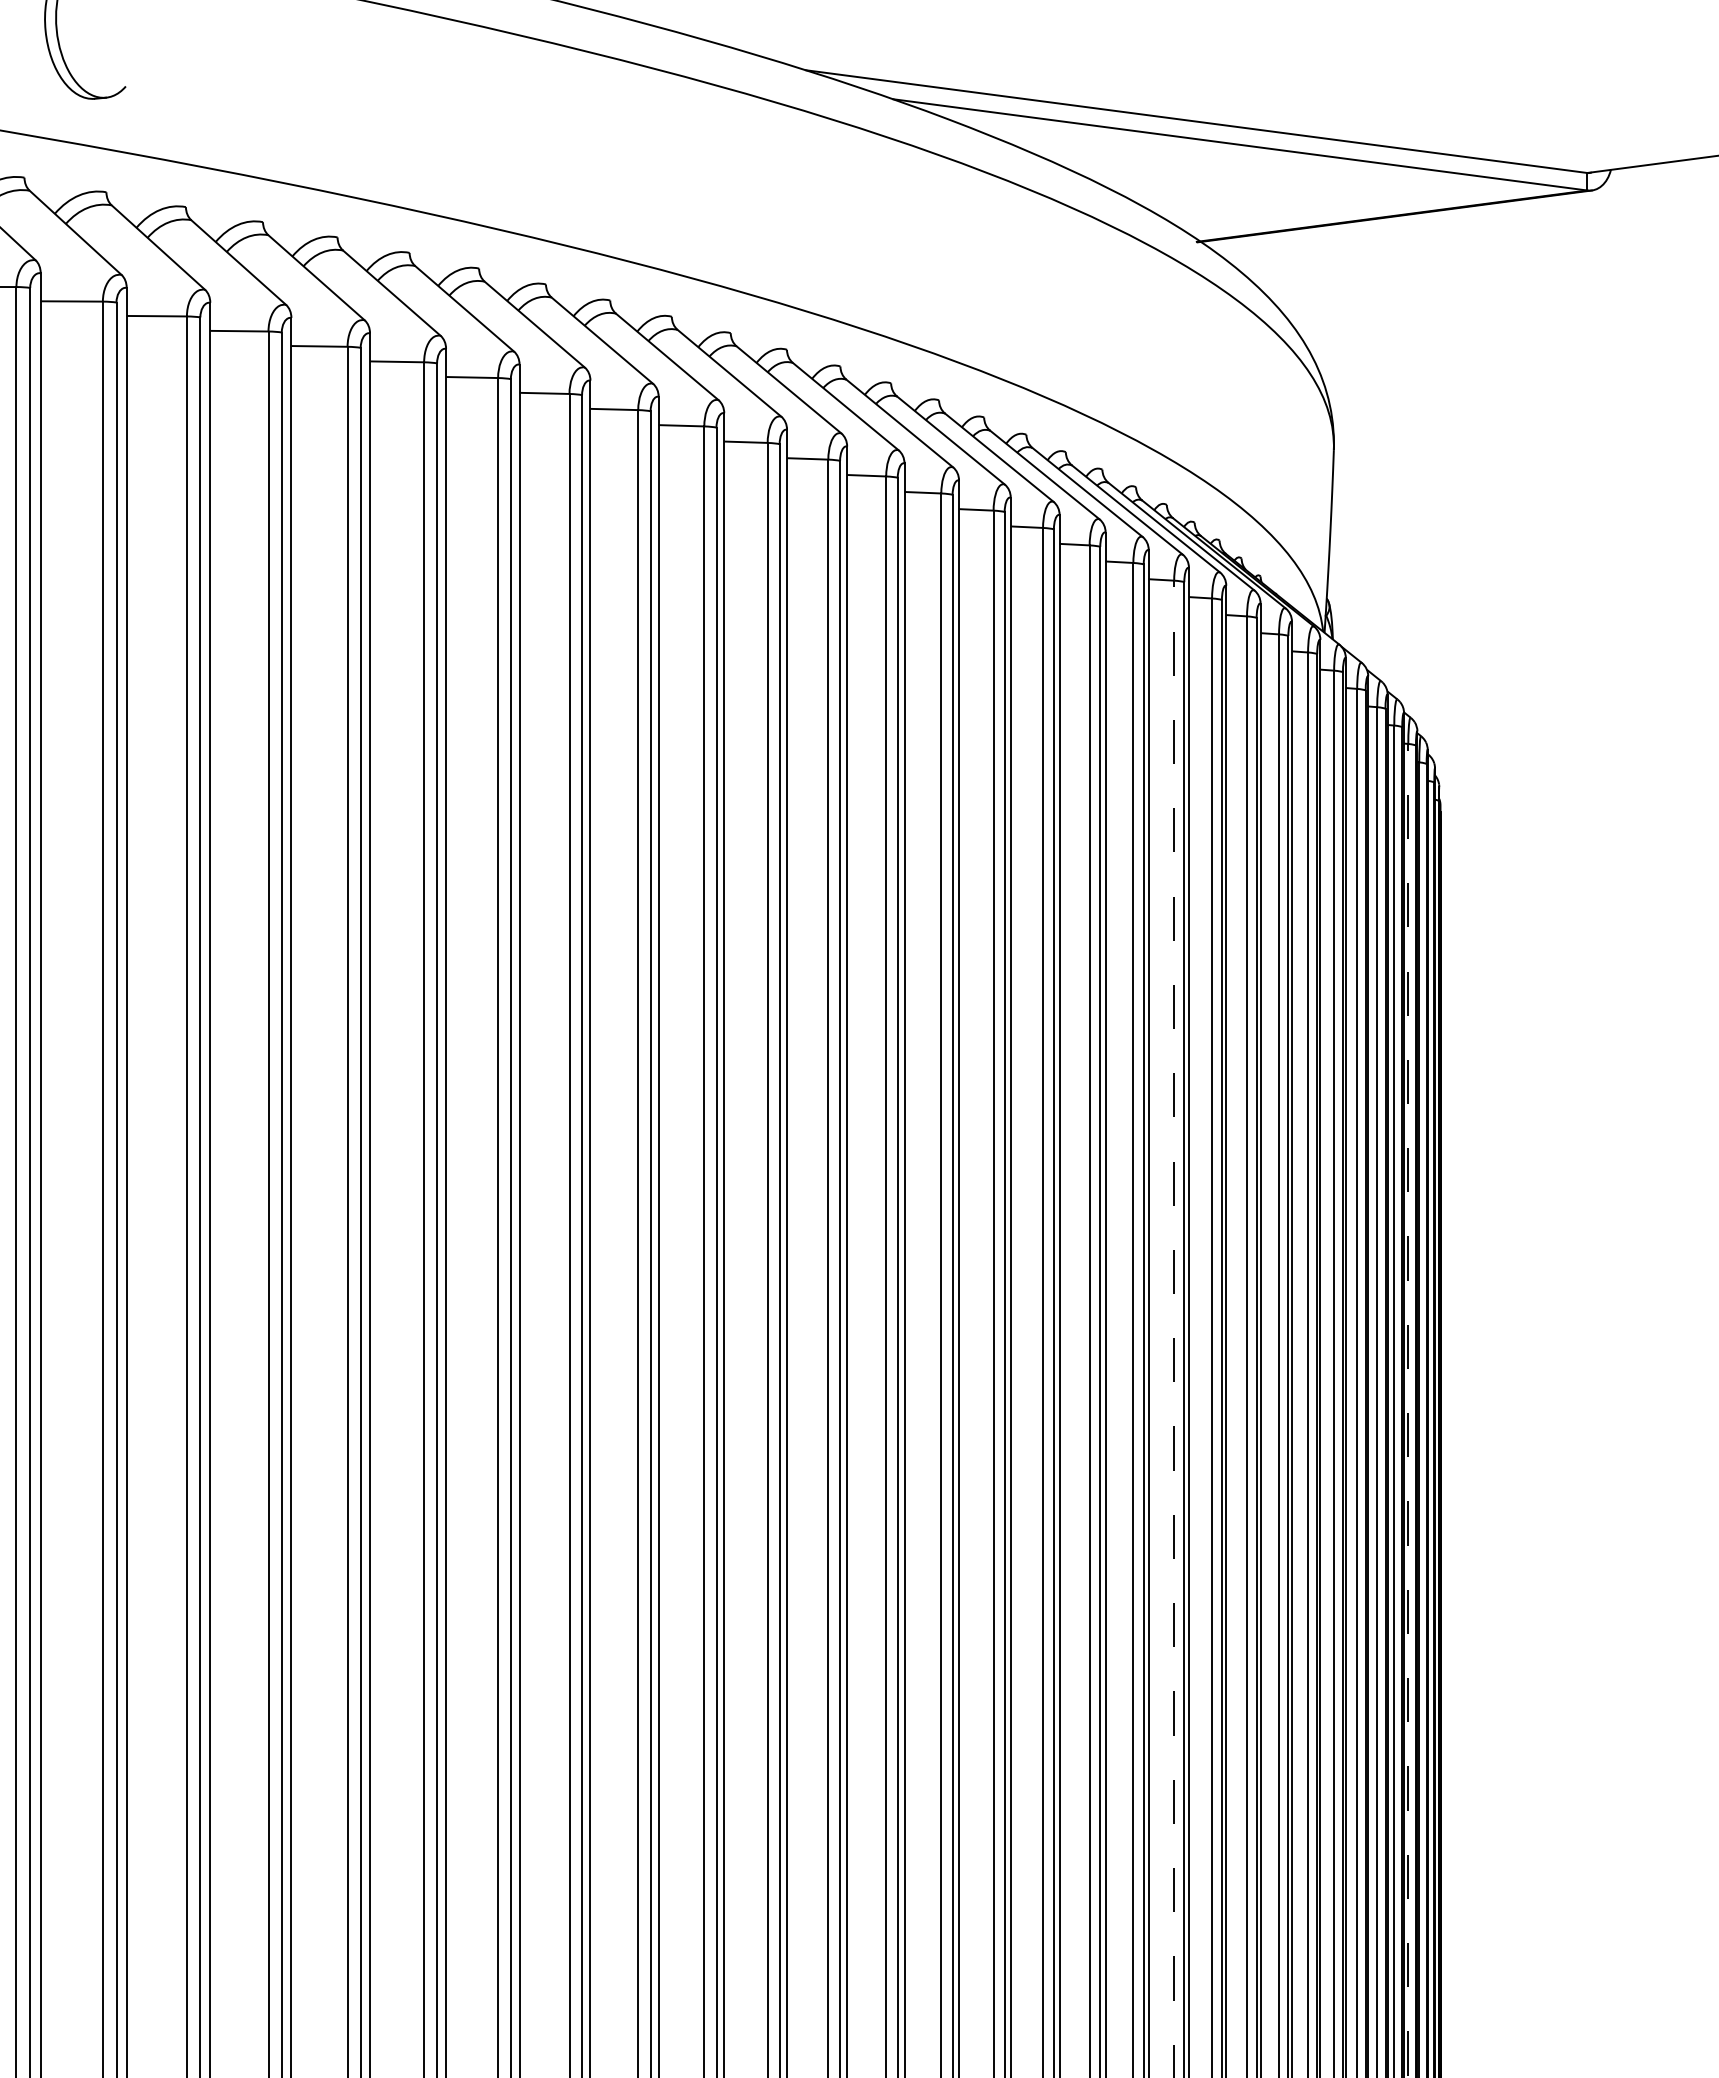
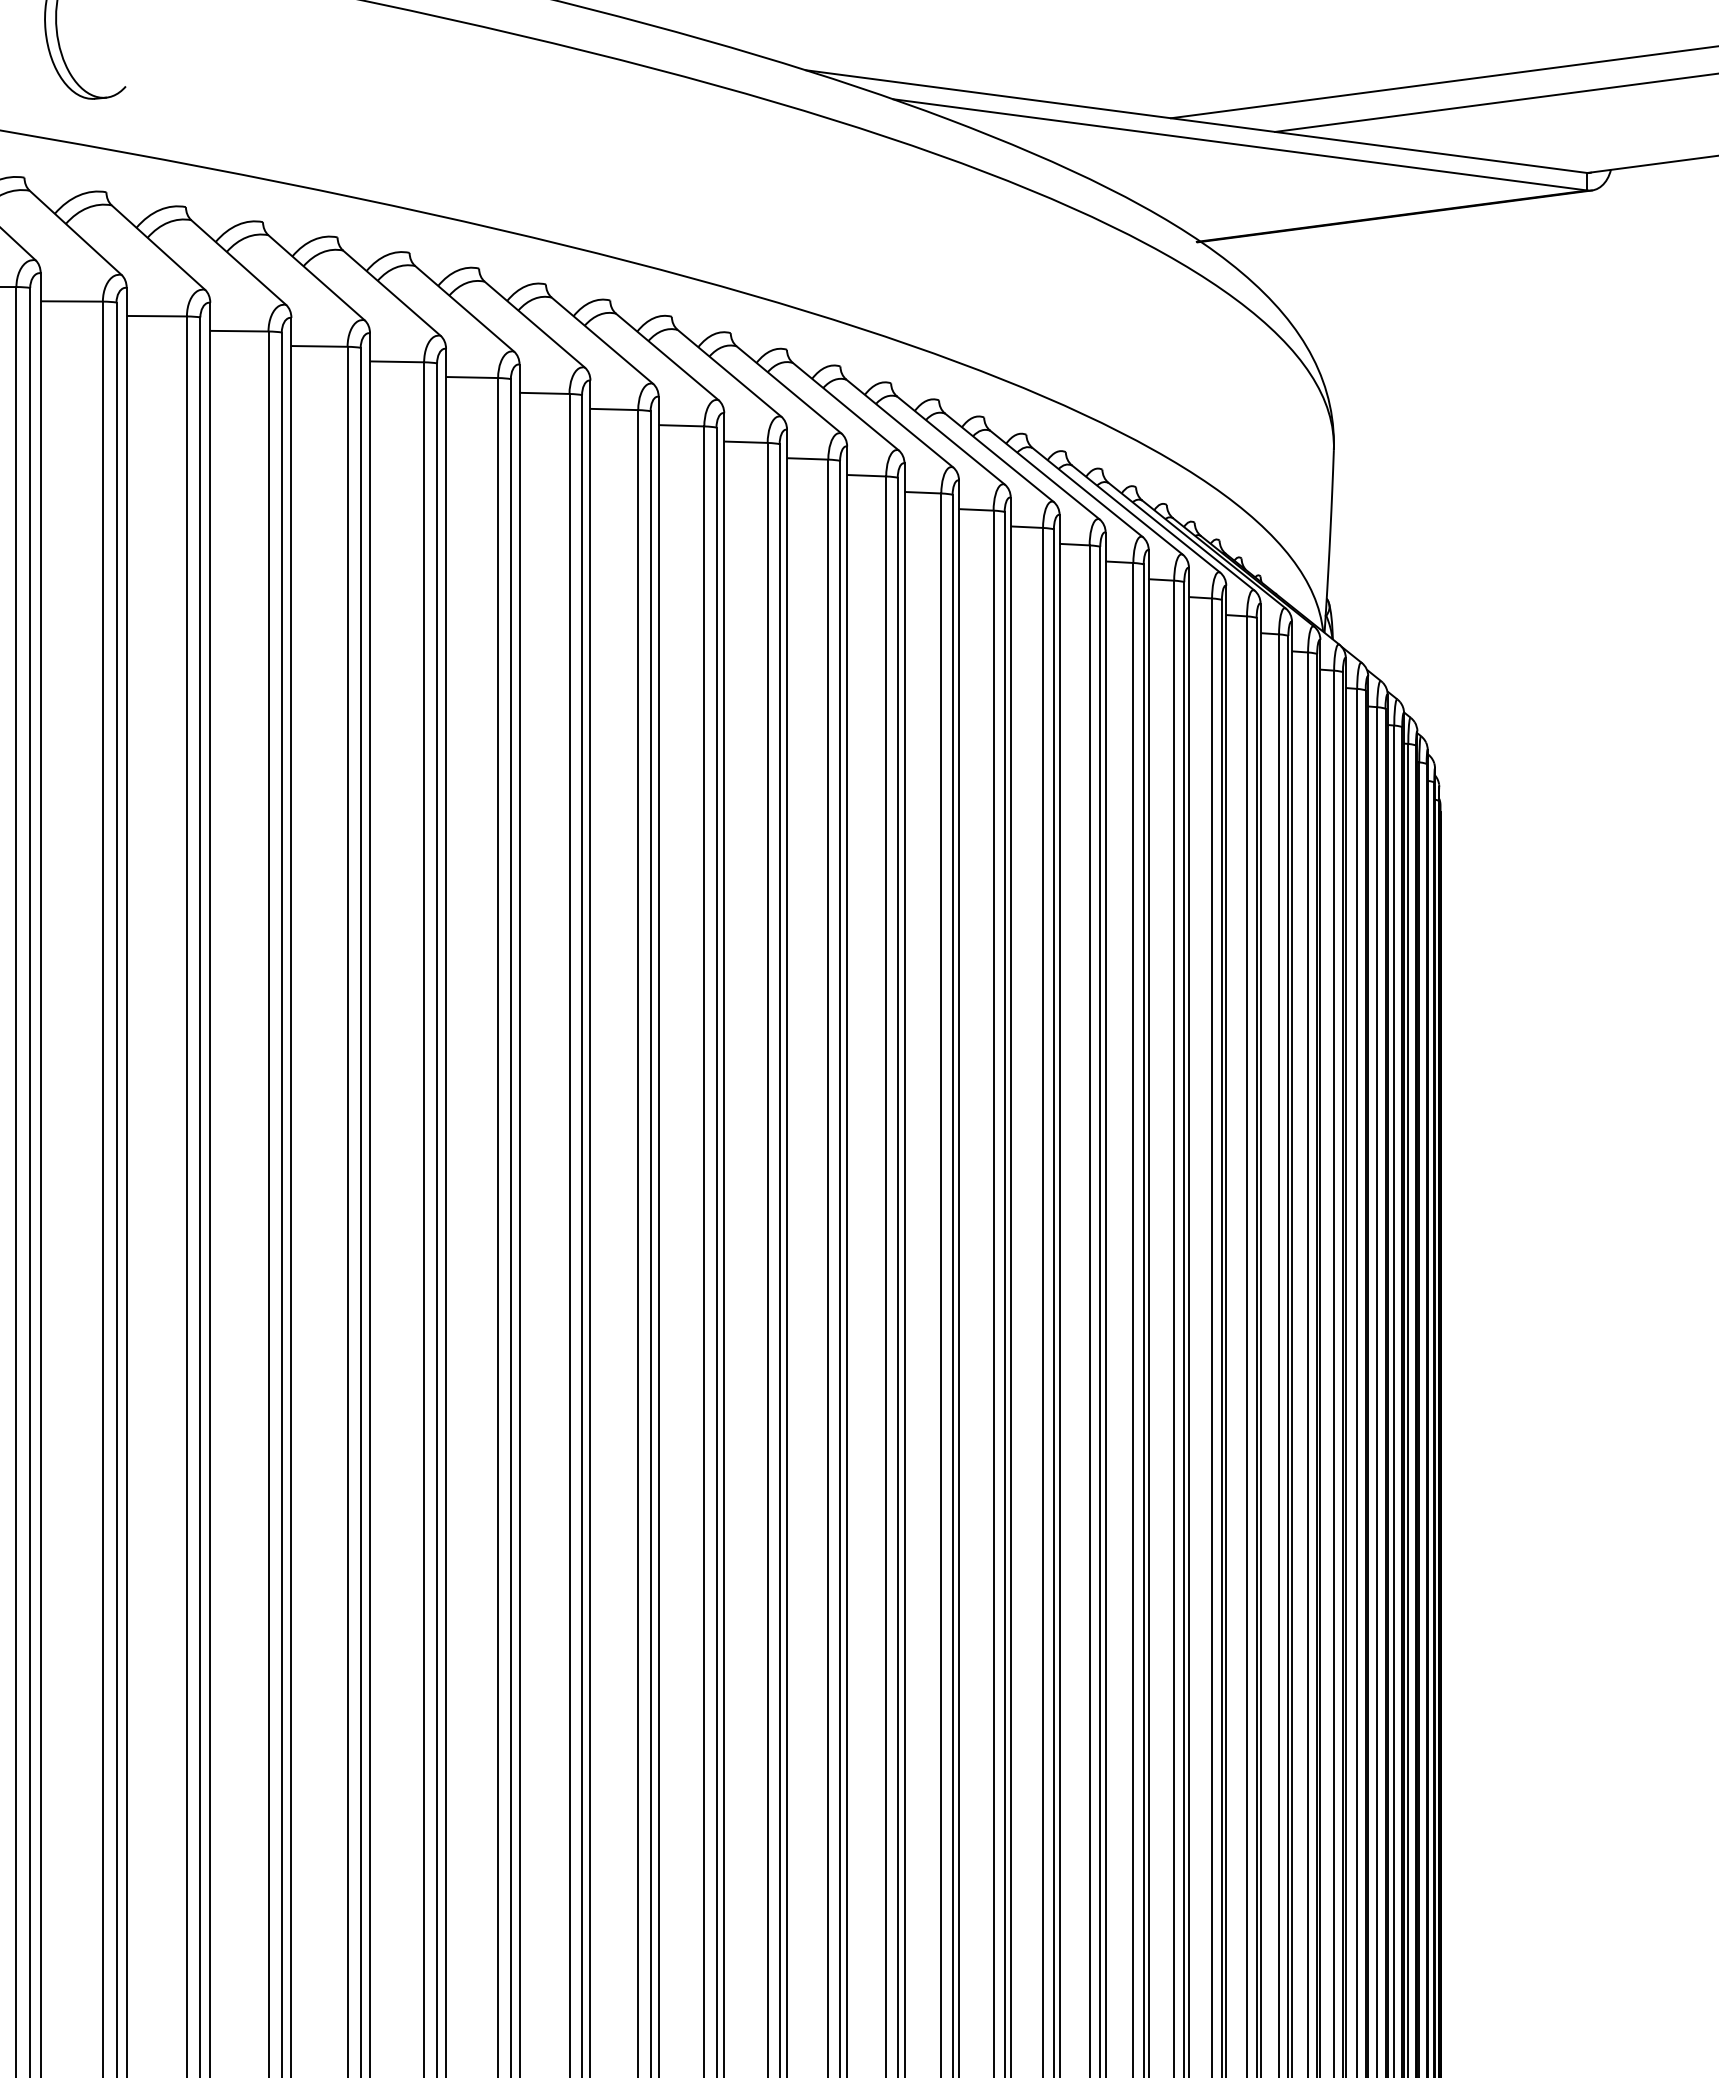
line: none -> present (1443, 82)
line: none -> present (1495, 102)
line: dashed -> solid (1174, 1328)
line: dashed -> solid (1408, 1410)
